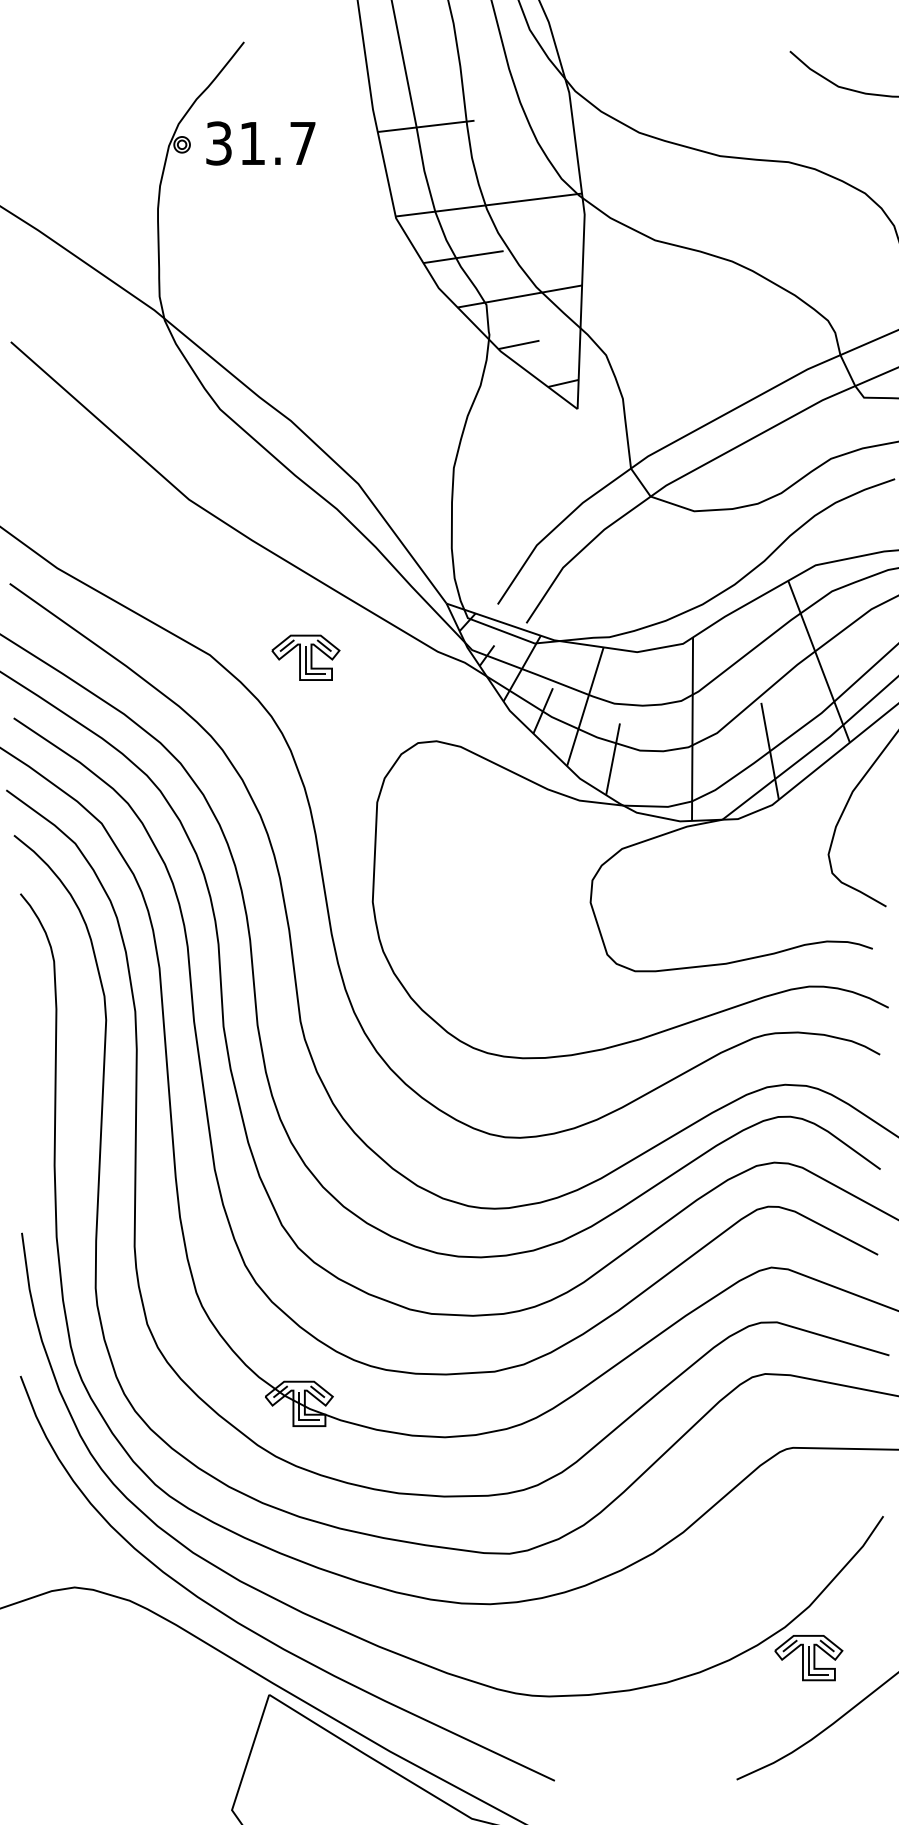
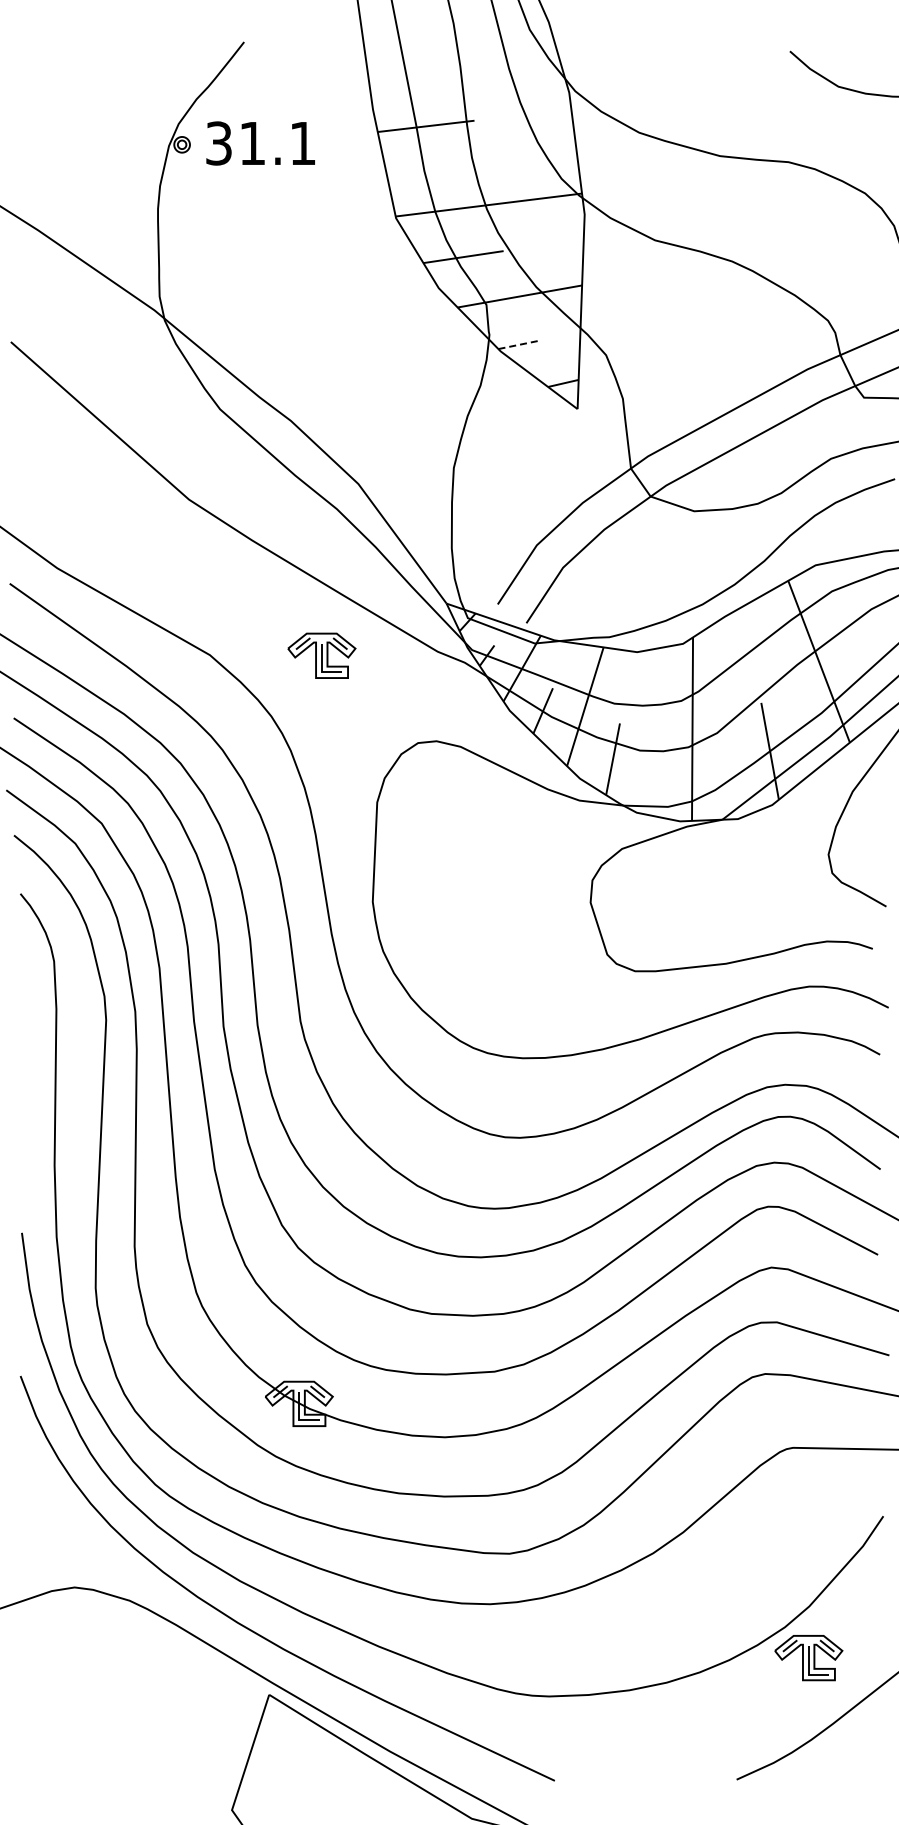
text: 31.7 -> 31.1 (302, 143)
line: solid -> dashed (518, 344)
part position: (305, 657) -> (321, 655) (321, 655)
